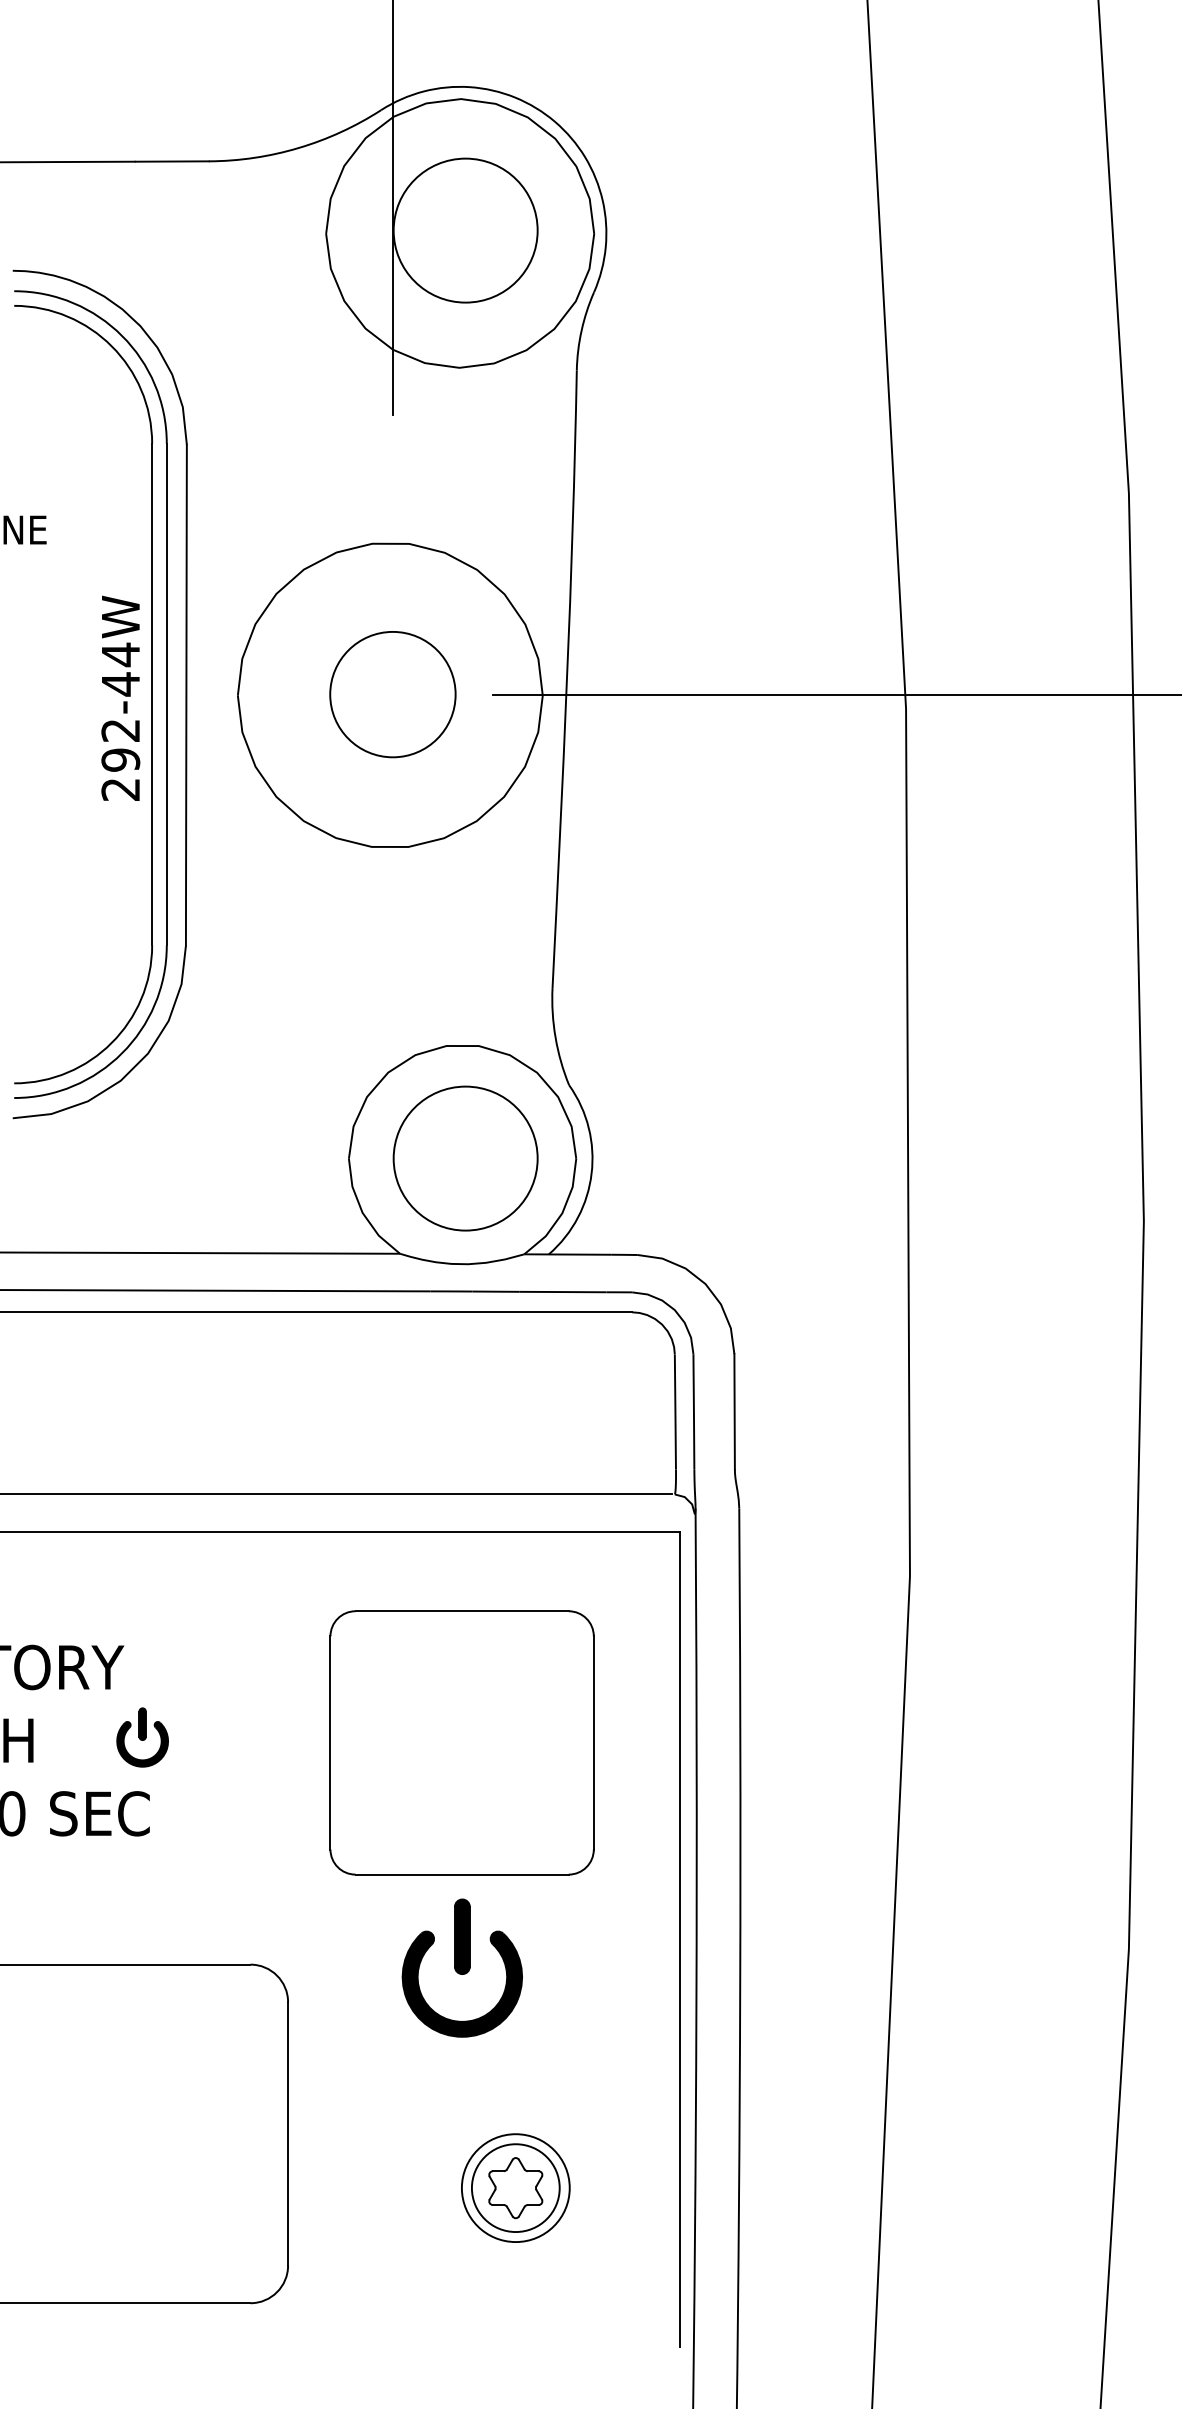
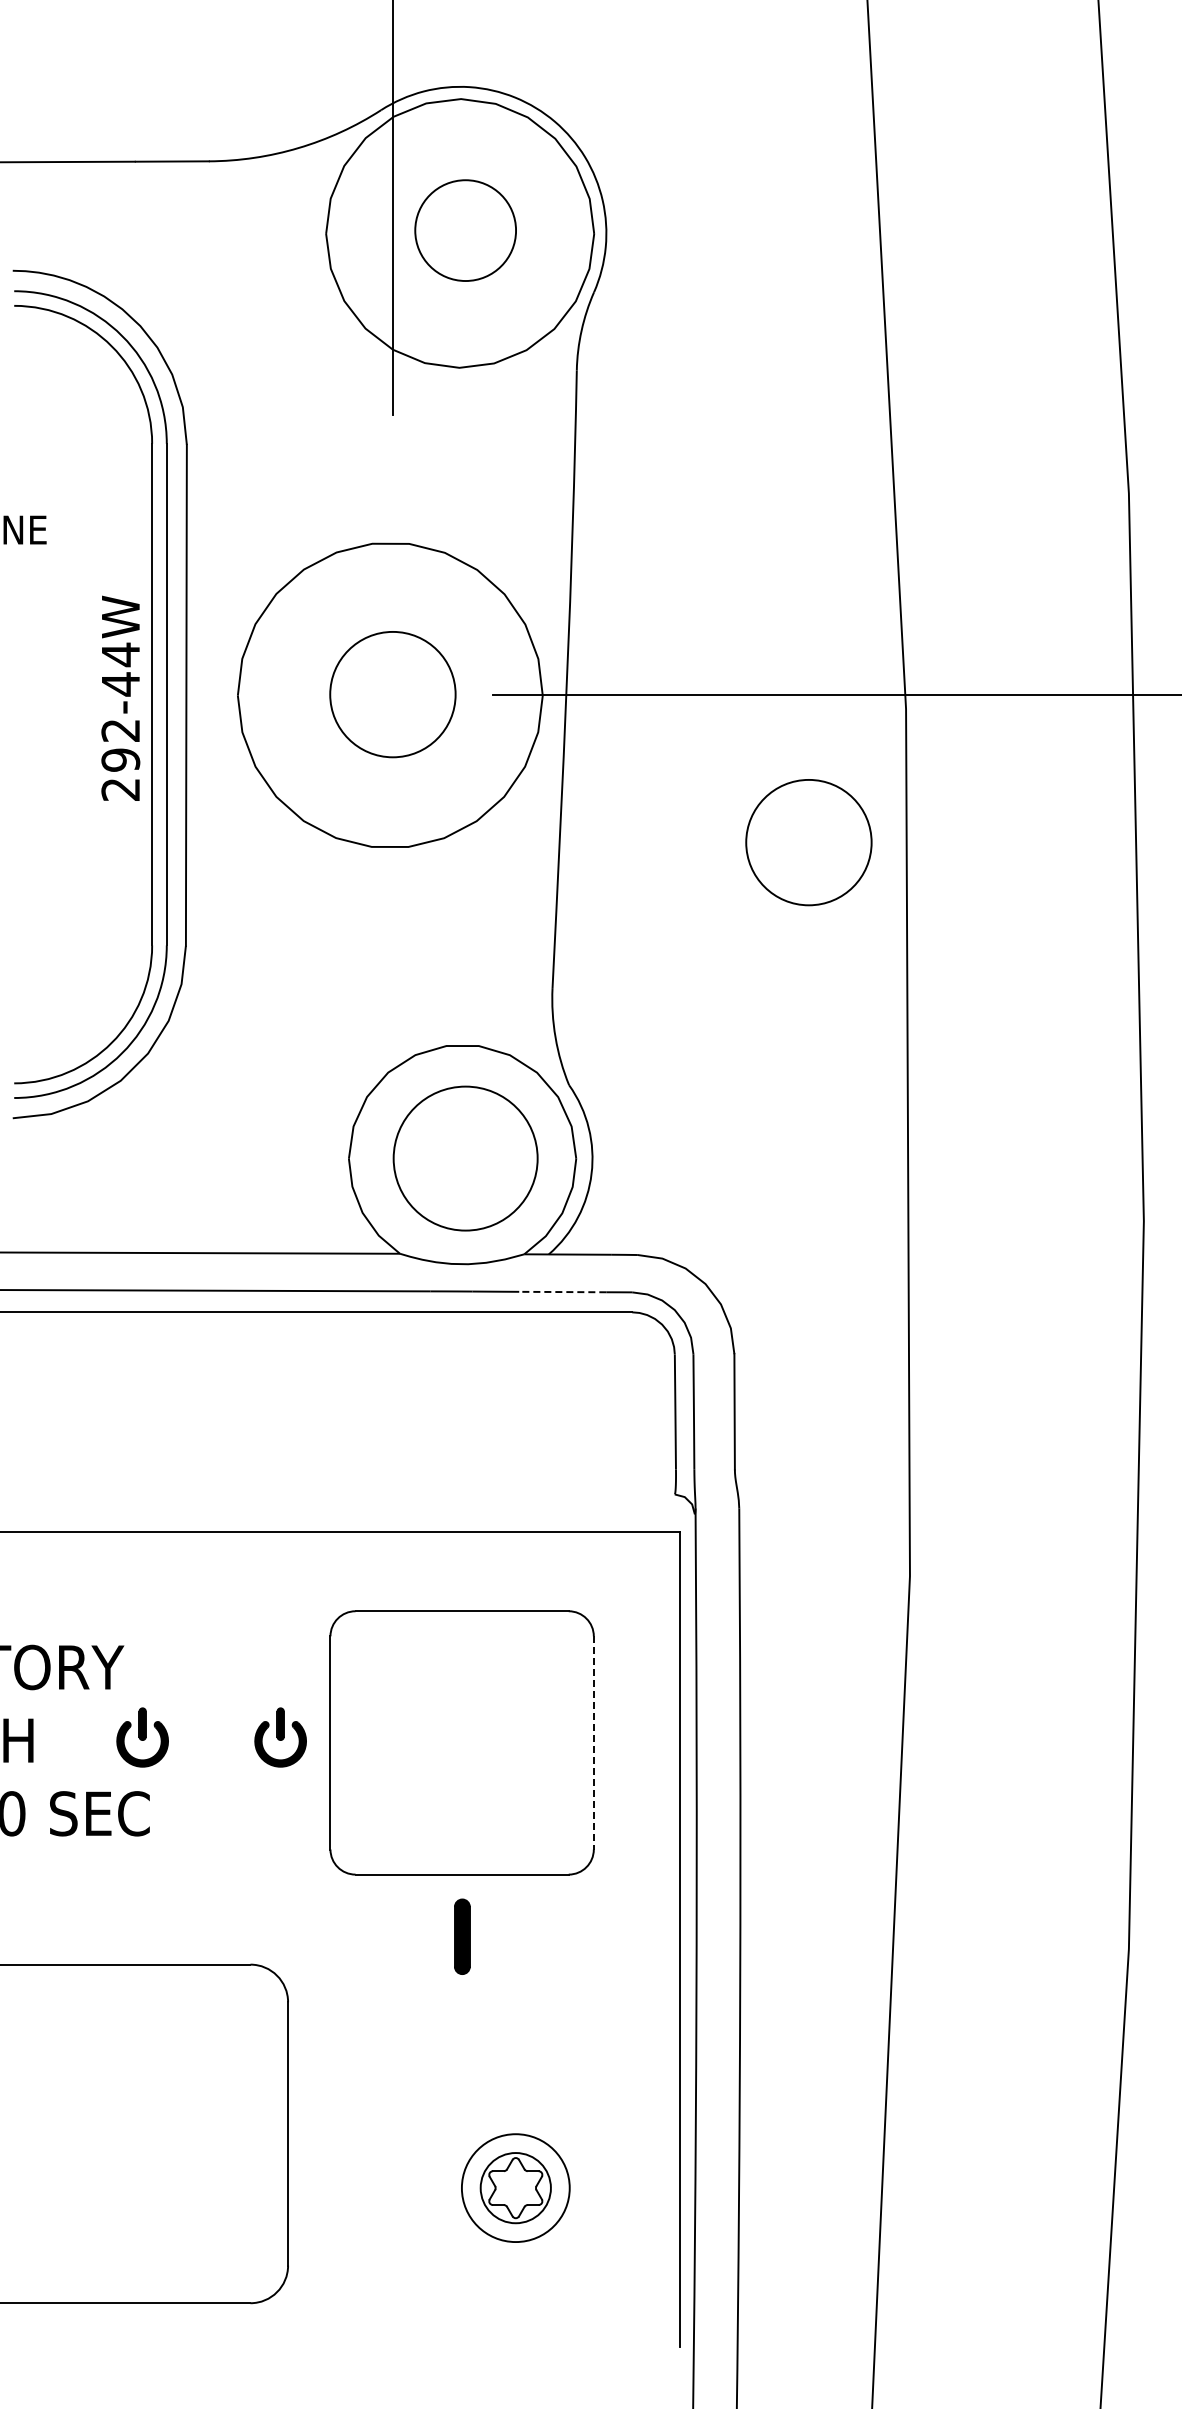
circle diameter: 144 px -> 101 px (465, 230)
circle: none -> present (808, 842)
line: solid -> dashed (562, 1292)
line: present -> none (337, 1494)
part: none -> present (280, 1737)
line: solid -> dashed (593, 1742)
part: present -> none (460, 2020)
circle diameter: 88 px -> 70 px (515, 2188)
